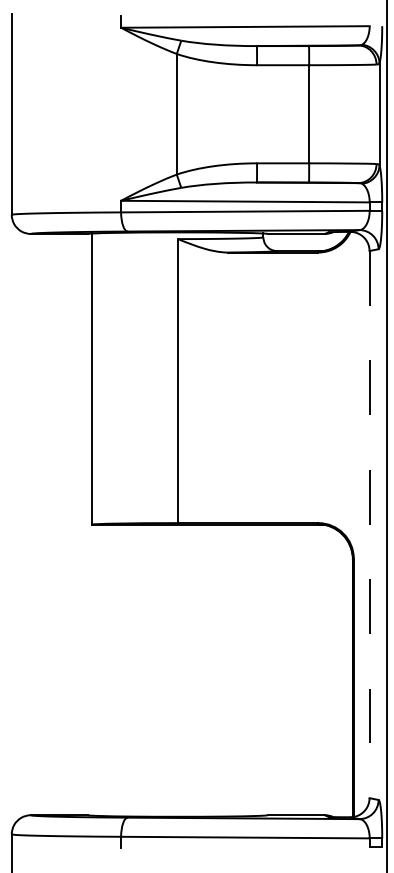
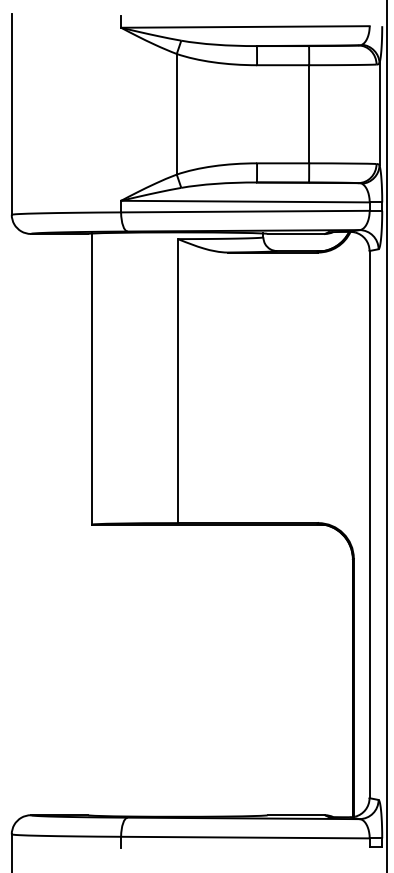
line: dashed -> solid (369, 524)
